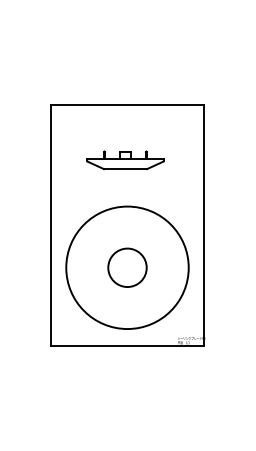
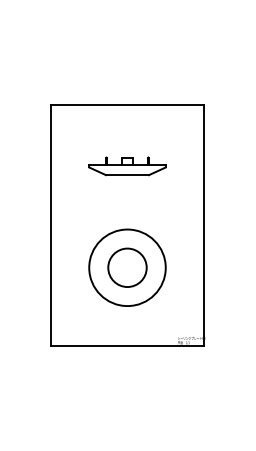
part position: (125, 160) -> (127, 166) (127, 166)
circle diameter: 122 px -> 77 px (127, 267)
